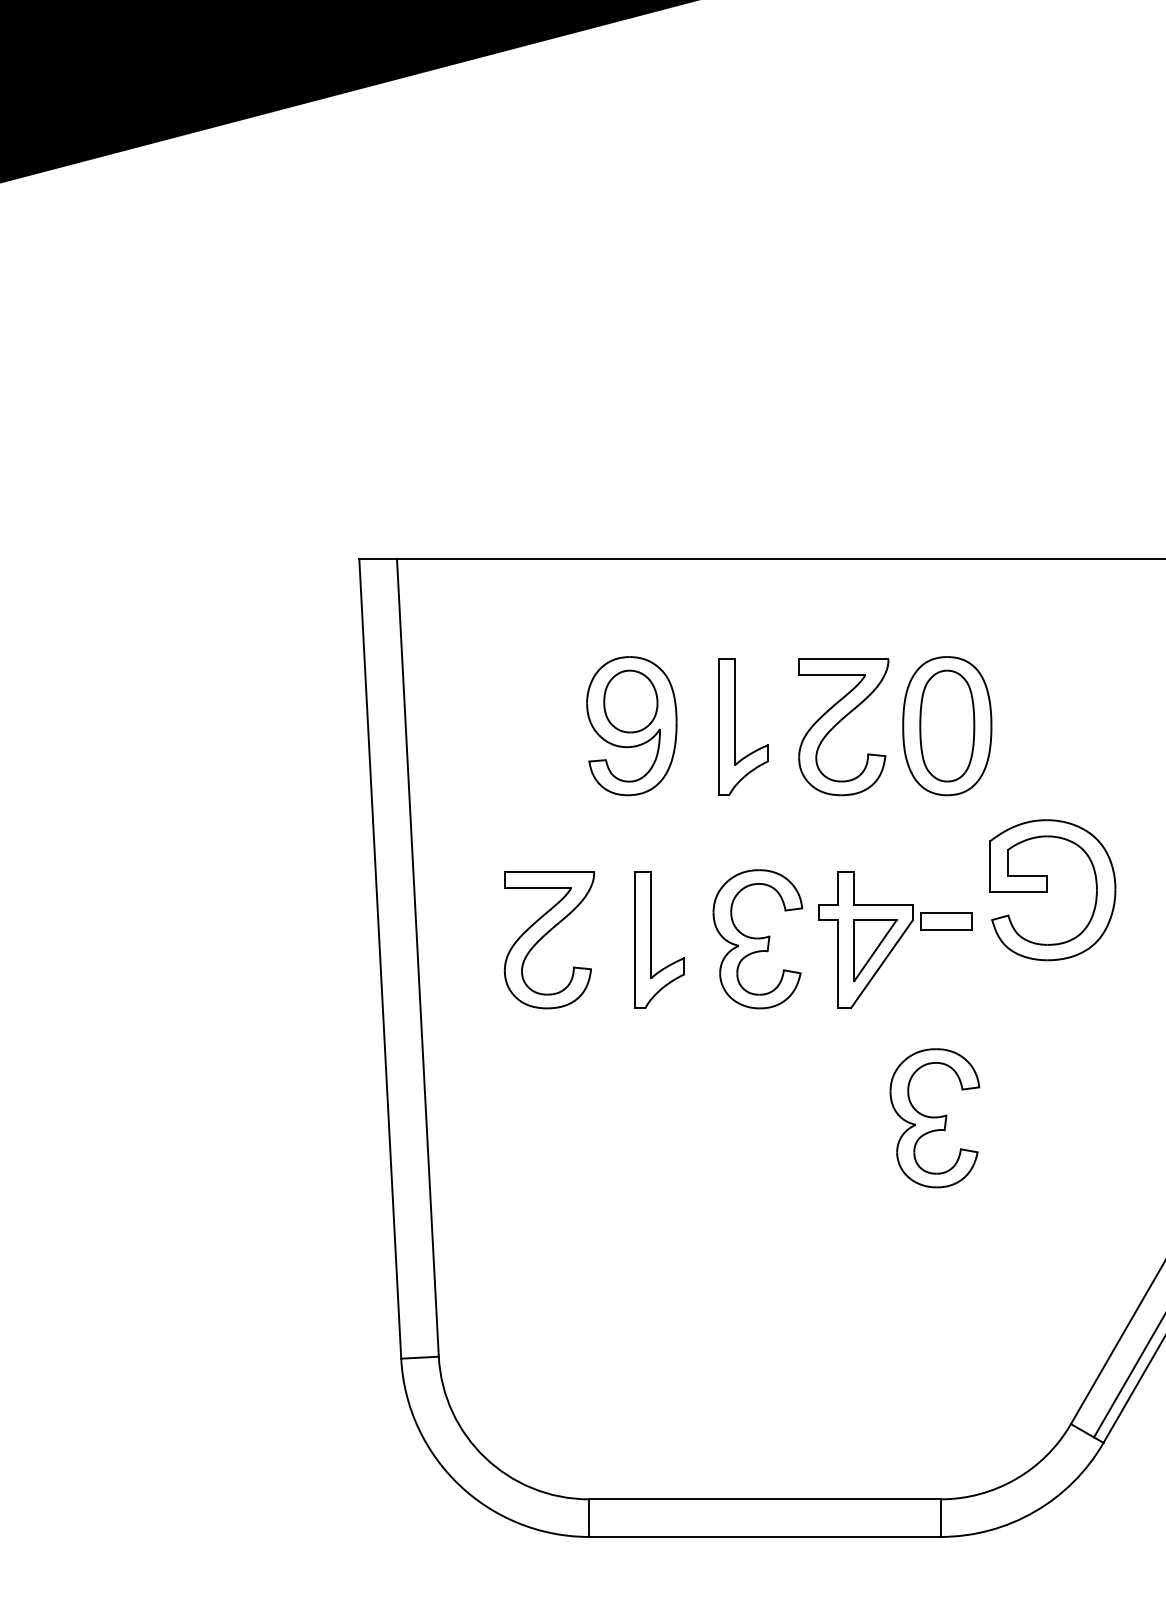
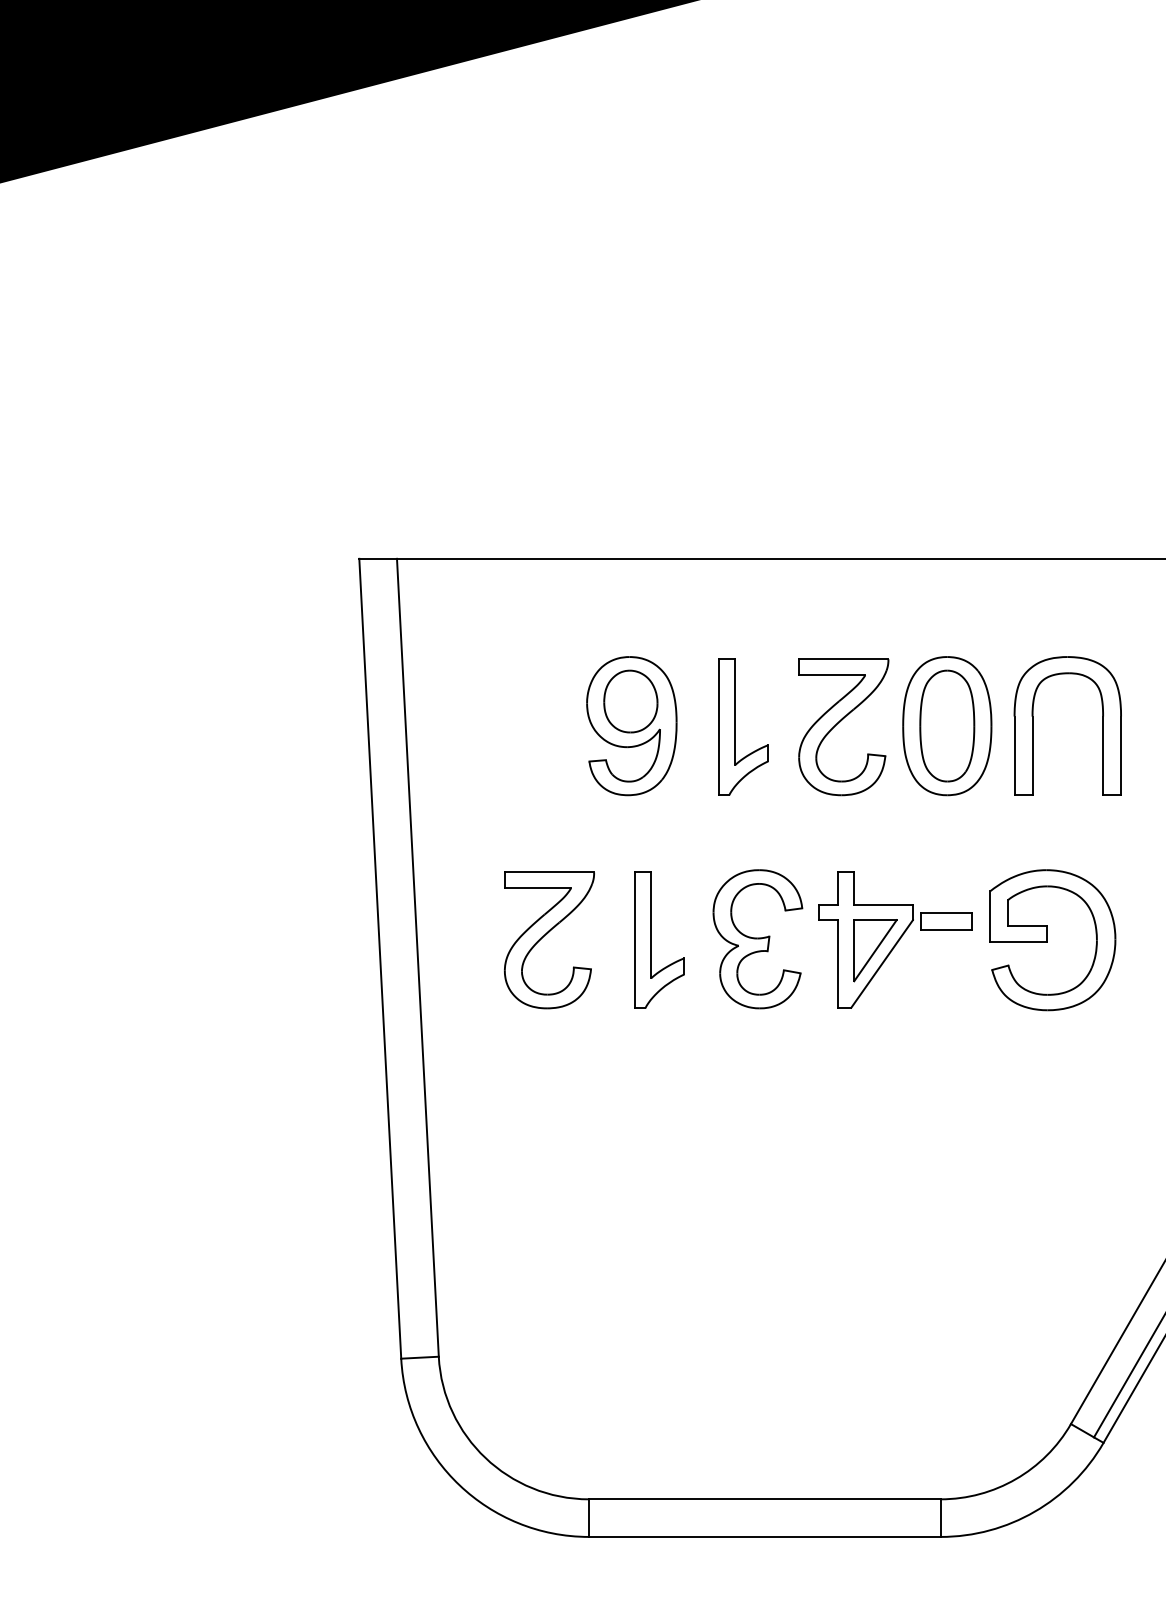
part: none -> present (1033, 725)
part position: (1052, 890) -> (1052, 940) (1052, 940)
part: present -> none (934, 1118)
